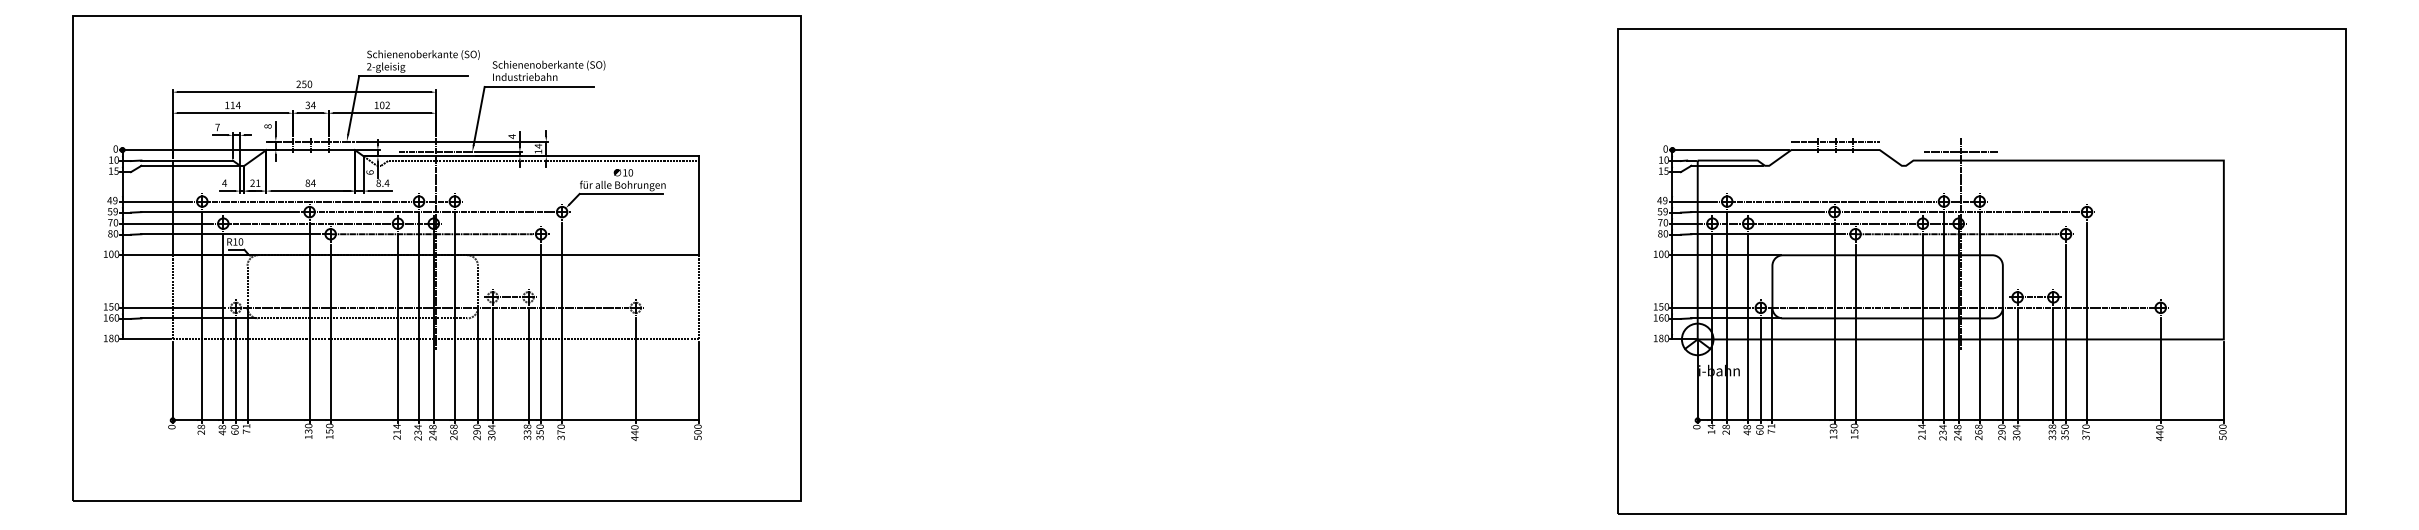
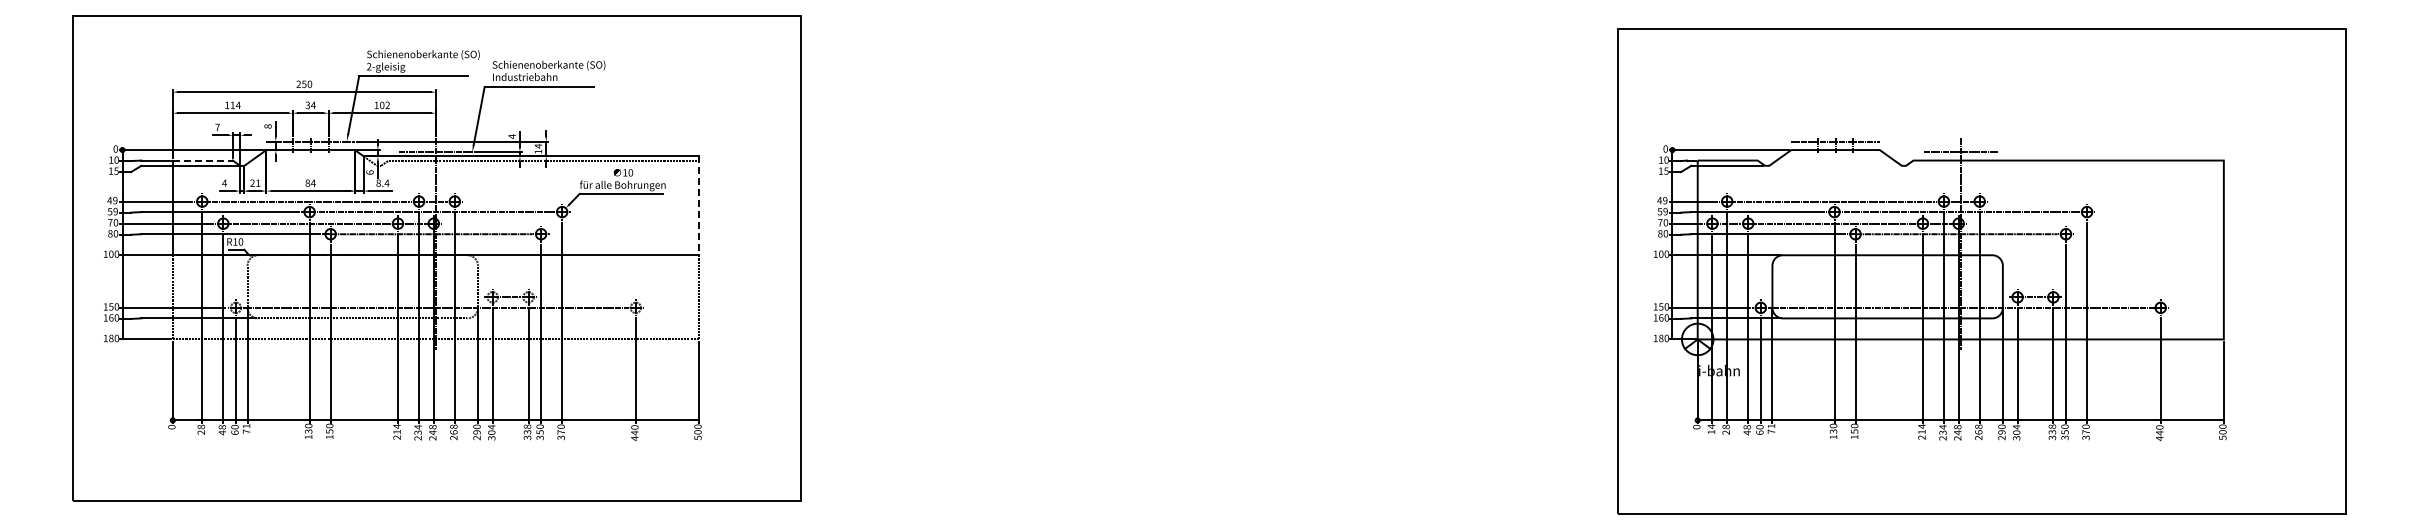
line: solid -> dashed (202, 160)
line: solid -> dashed (698, 206)
